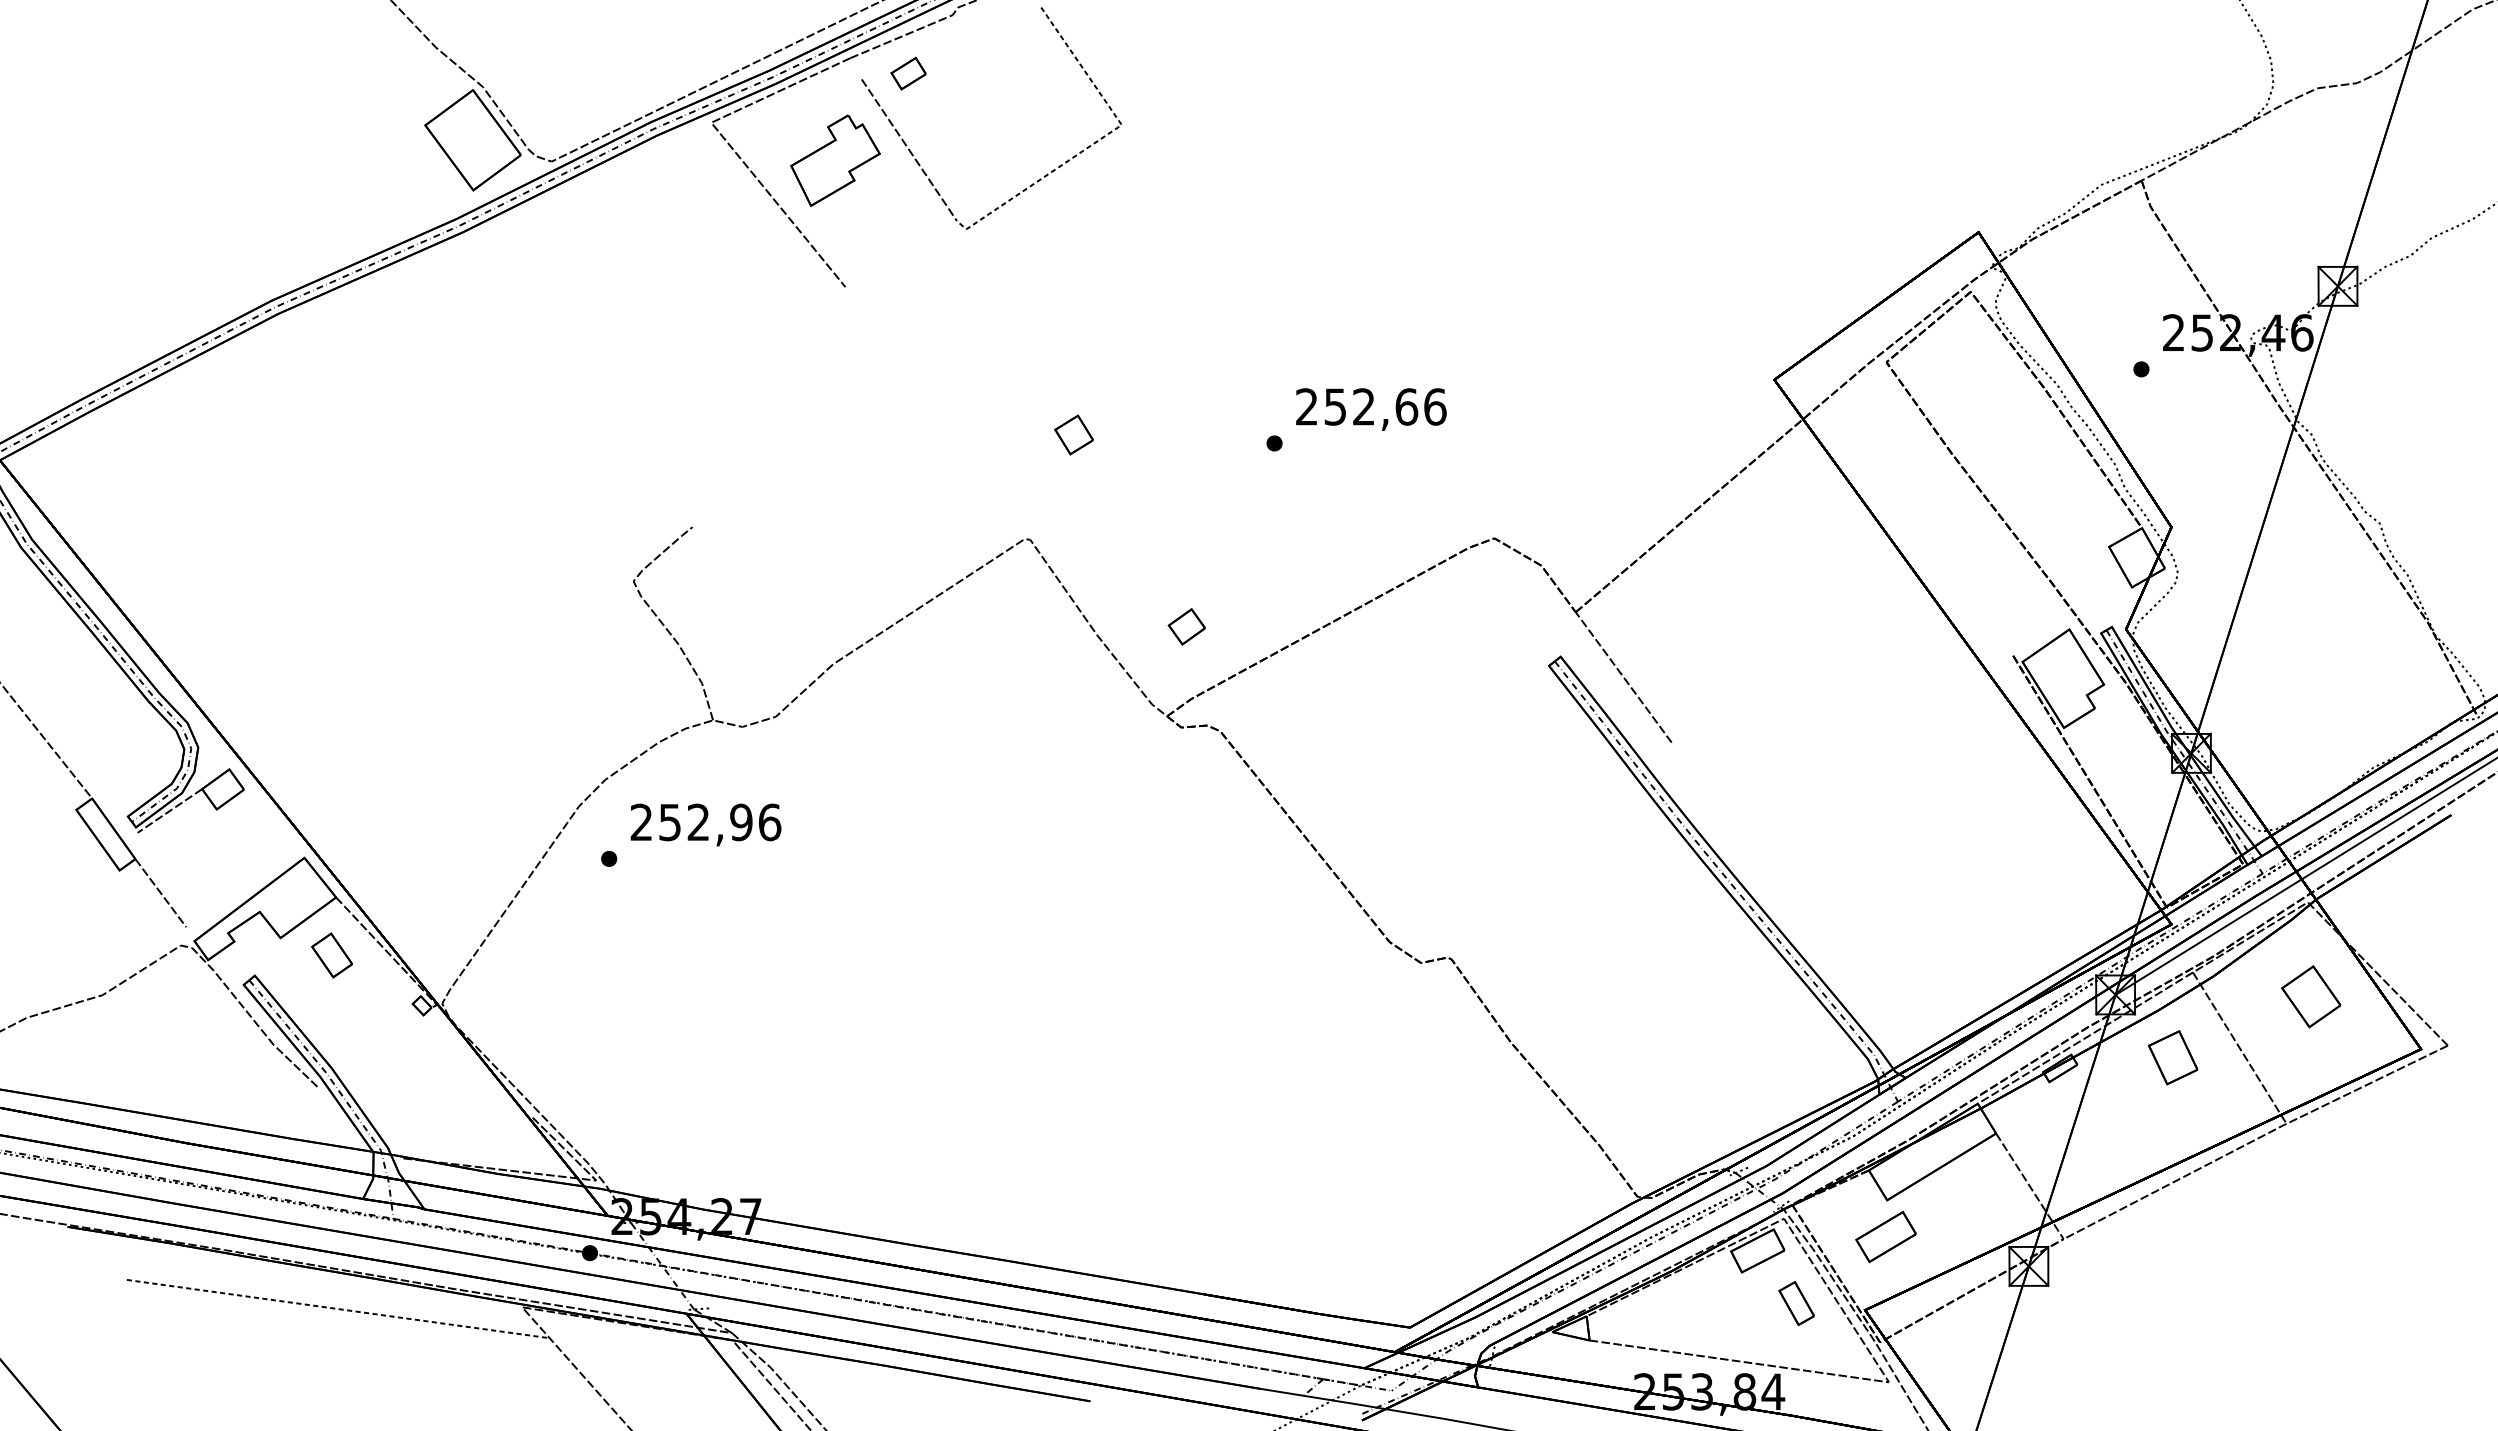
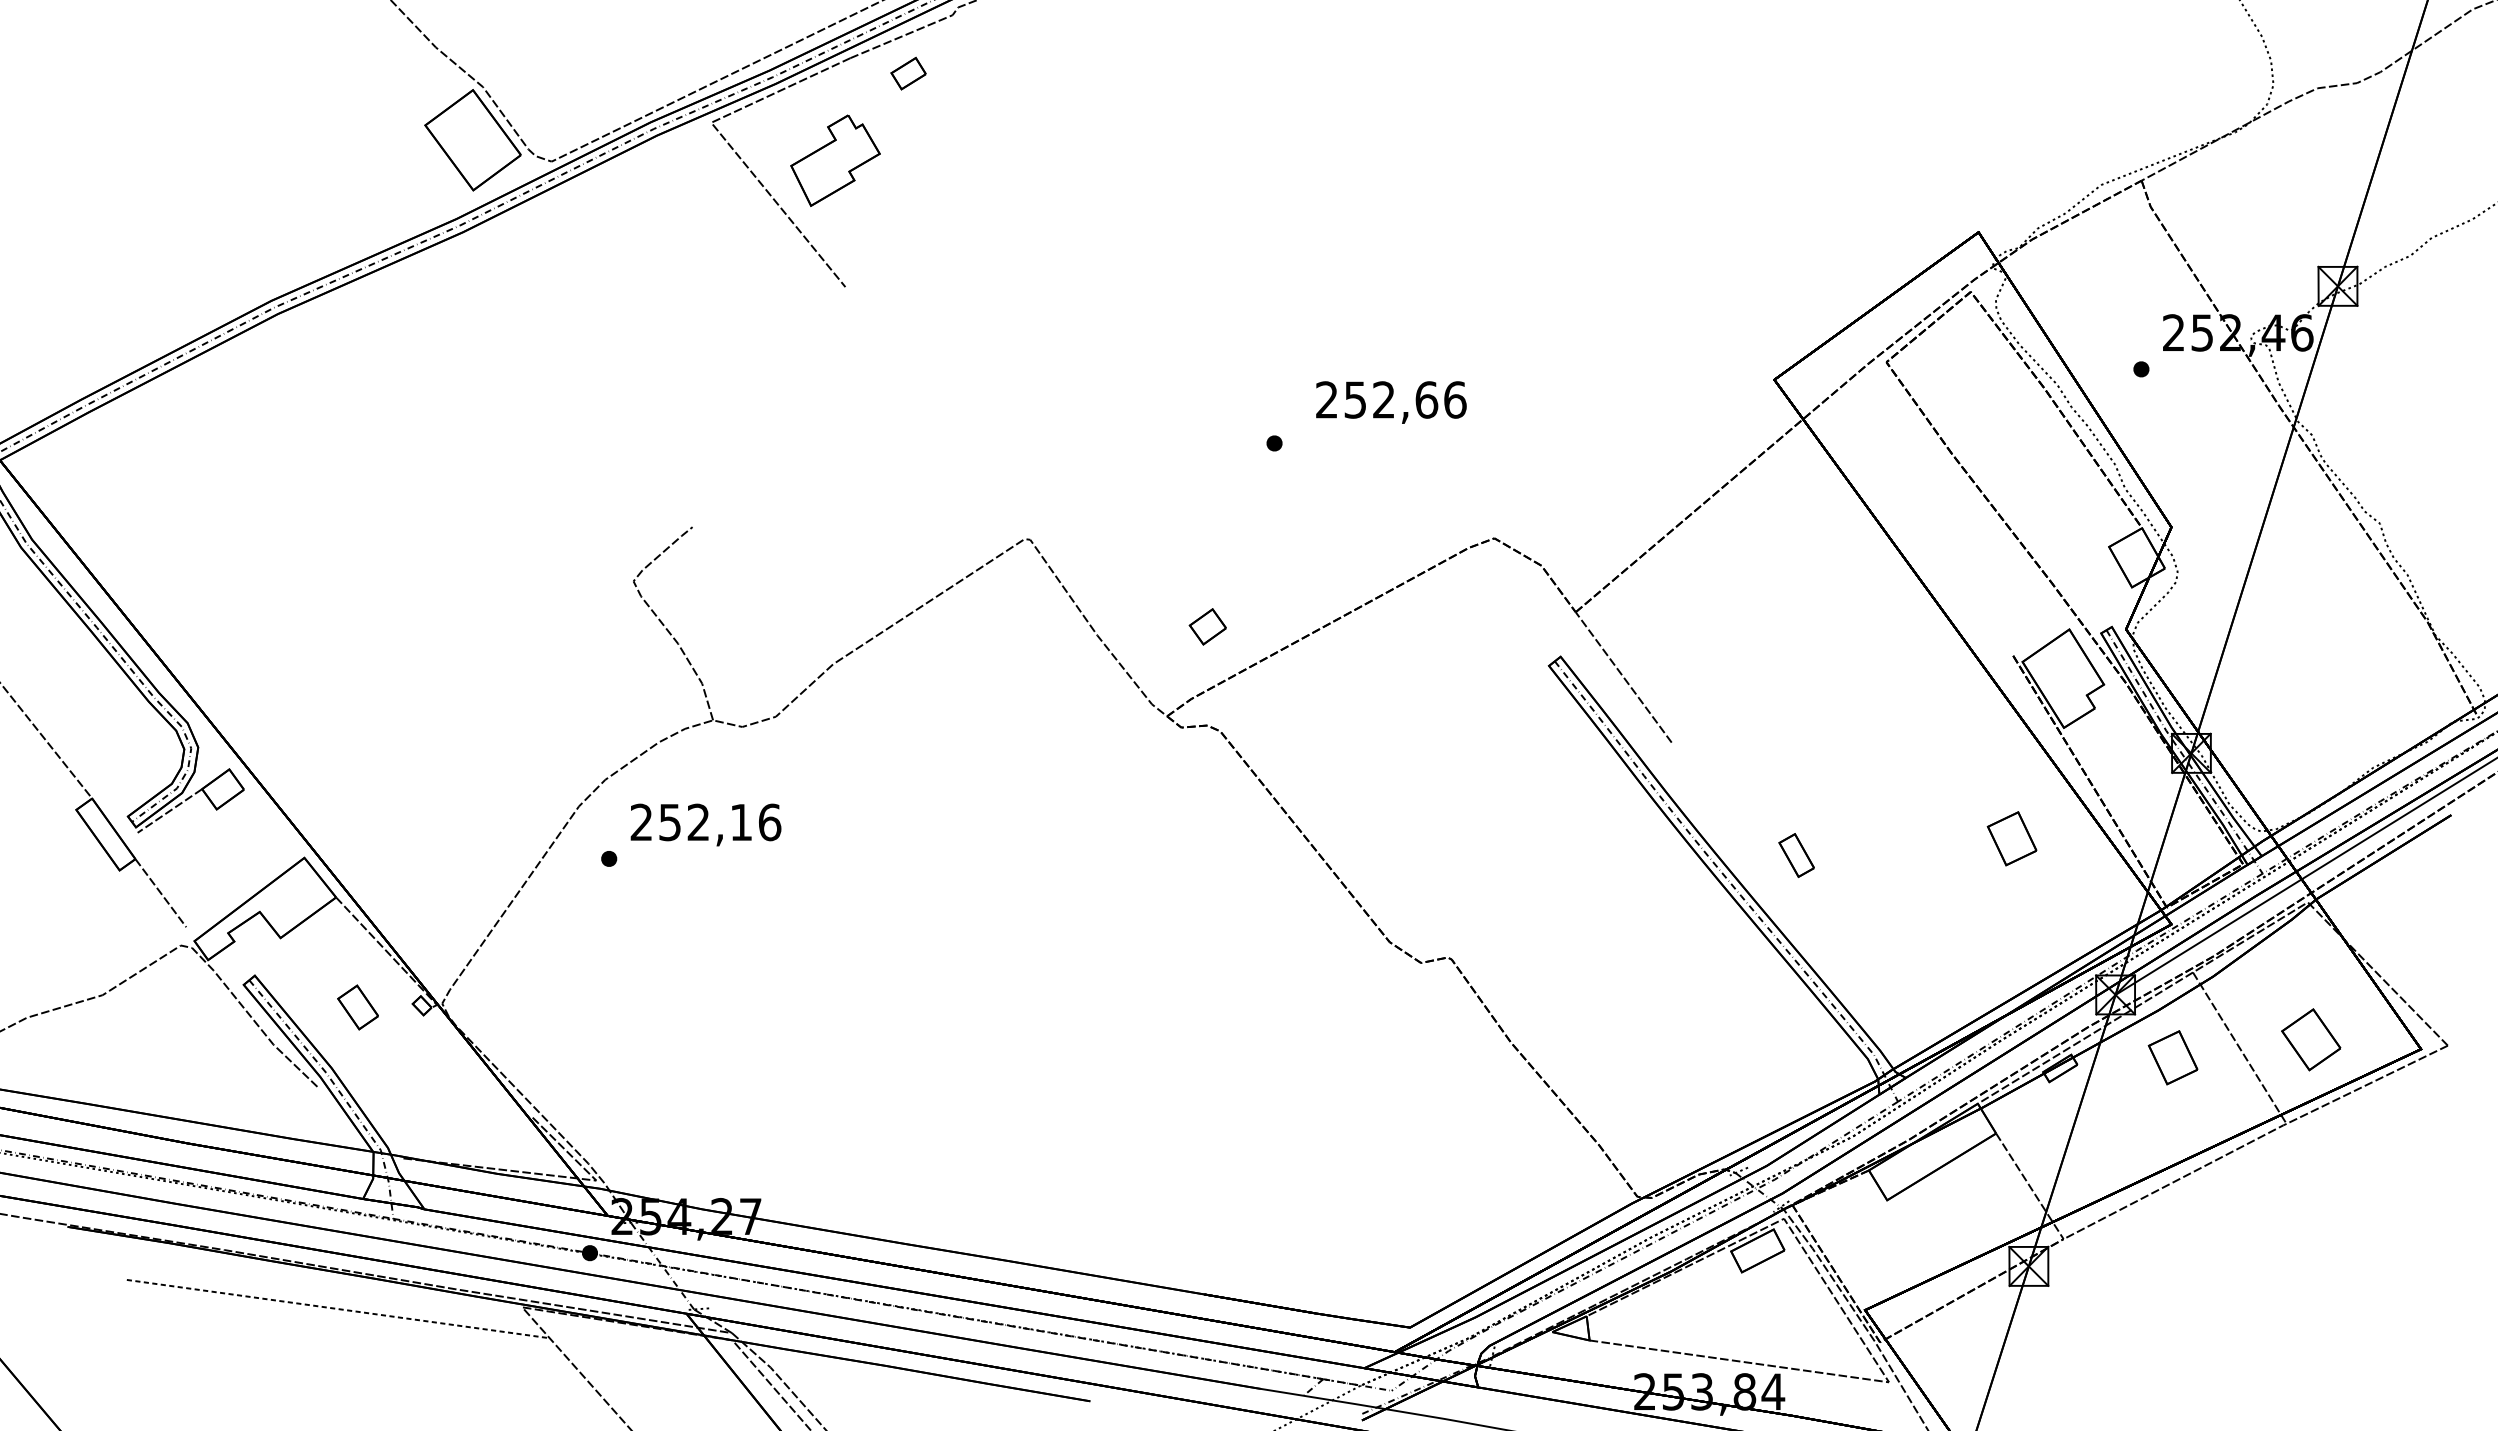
part: present -> none (1032, 183)
text position: (1371, 409) -> (1391, 402) (1391, 402)
part: present -> none (1073, 434)
part position: (1186, 626) -> (1207, 626) (1207, 626)
text: 252,96 -> 252,16 (741, 822)
part: none -> present (2011, 838)
part position: (331, 955) -> (357, 1007) (357, 1007)
part position: (2311, 996) -> (2311, 1039) (2311, 1039)
part: present -> none (1885, 1237)
part position: (1796, 1303) -> (1796, 855) (1796, 855)
